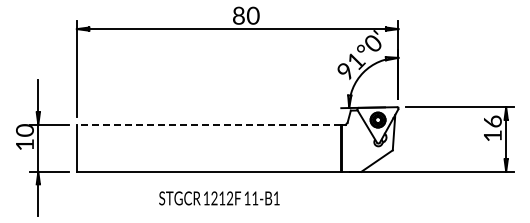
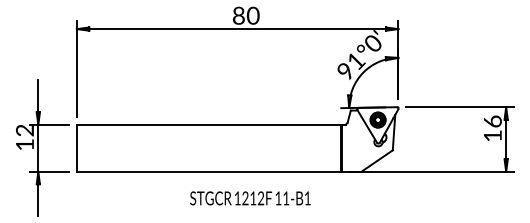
line: dashed -> solid (208, 124)
text: 10 -> 12 (24, 130)
text position: (219, 198) -> (250, 198) (250, 198)
